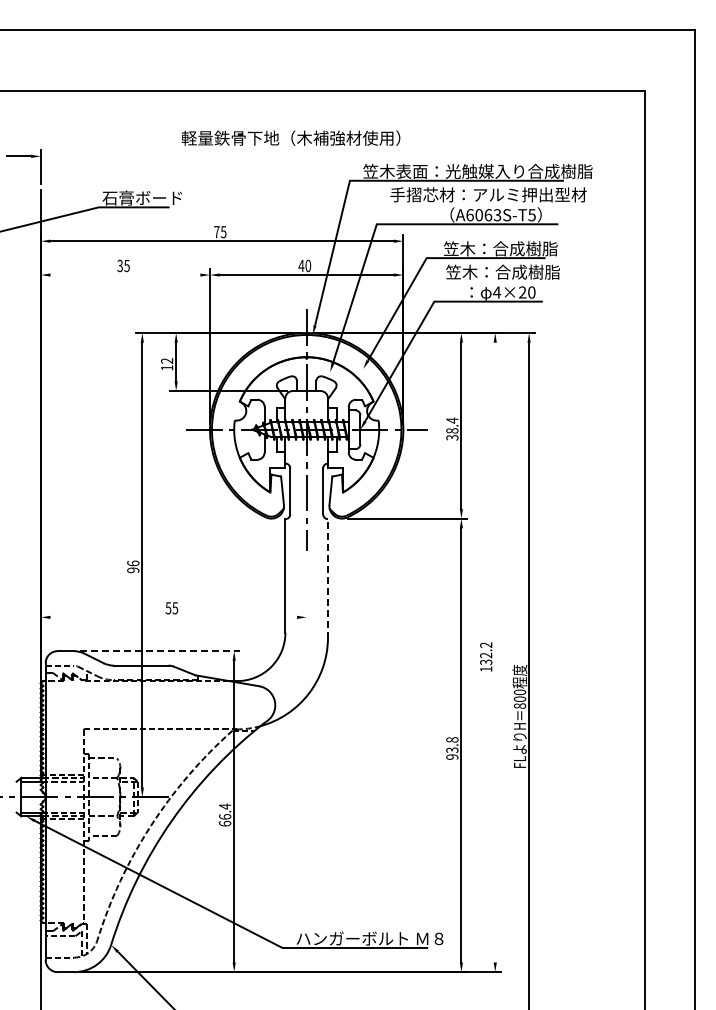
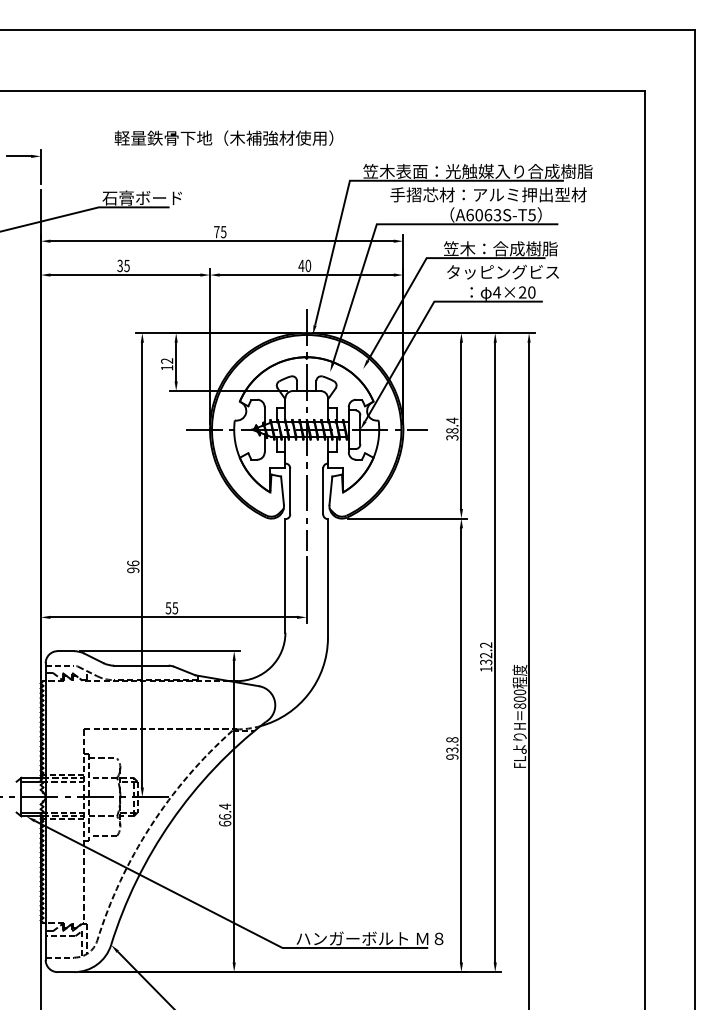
text position: (290, 137) -> (223, 137) (223, 137)
text: 笠木：合成樹脂 -> タッピングビス (502, 271)
line: none -> present (125, 275)
line: dashed -> solid (327, 578)
line: none -> present (306, 589)
line: none -> present (173, 617)
line: dashed -> solid (160, 651)
line: none -> present (495, 652)
